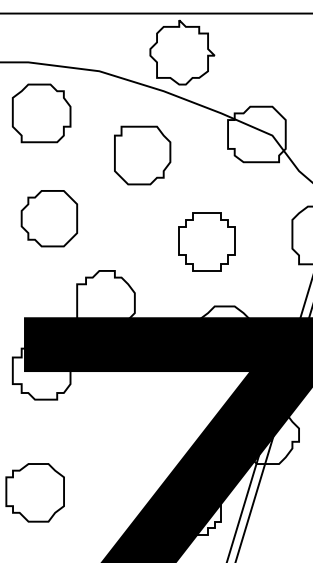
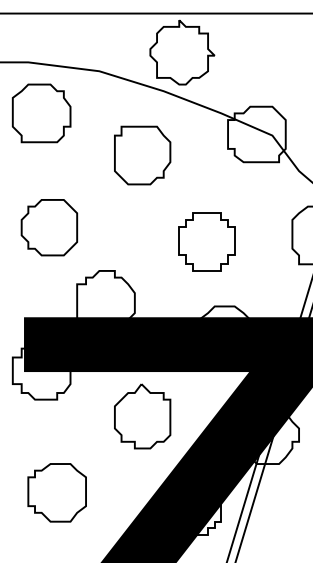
part position: (49, 218) -> (49, 227) (49, 227)
part: none -> present (142, 416)
part position: (34, 492) -> (56, 492) (56, 492)
